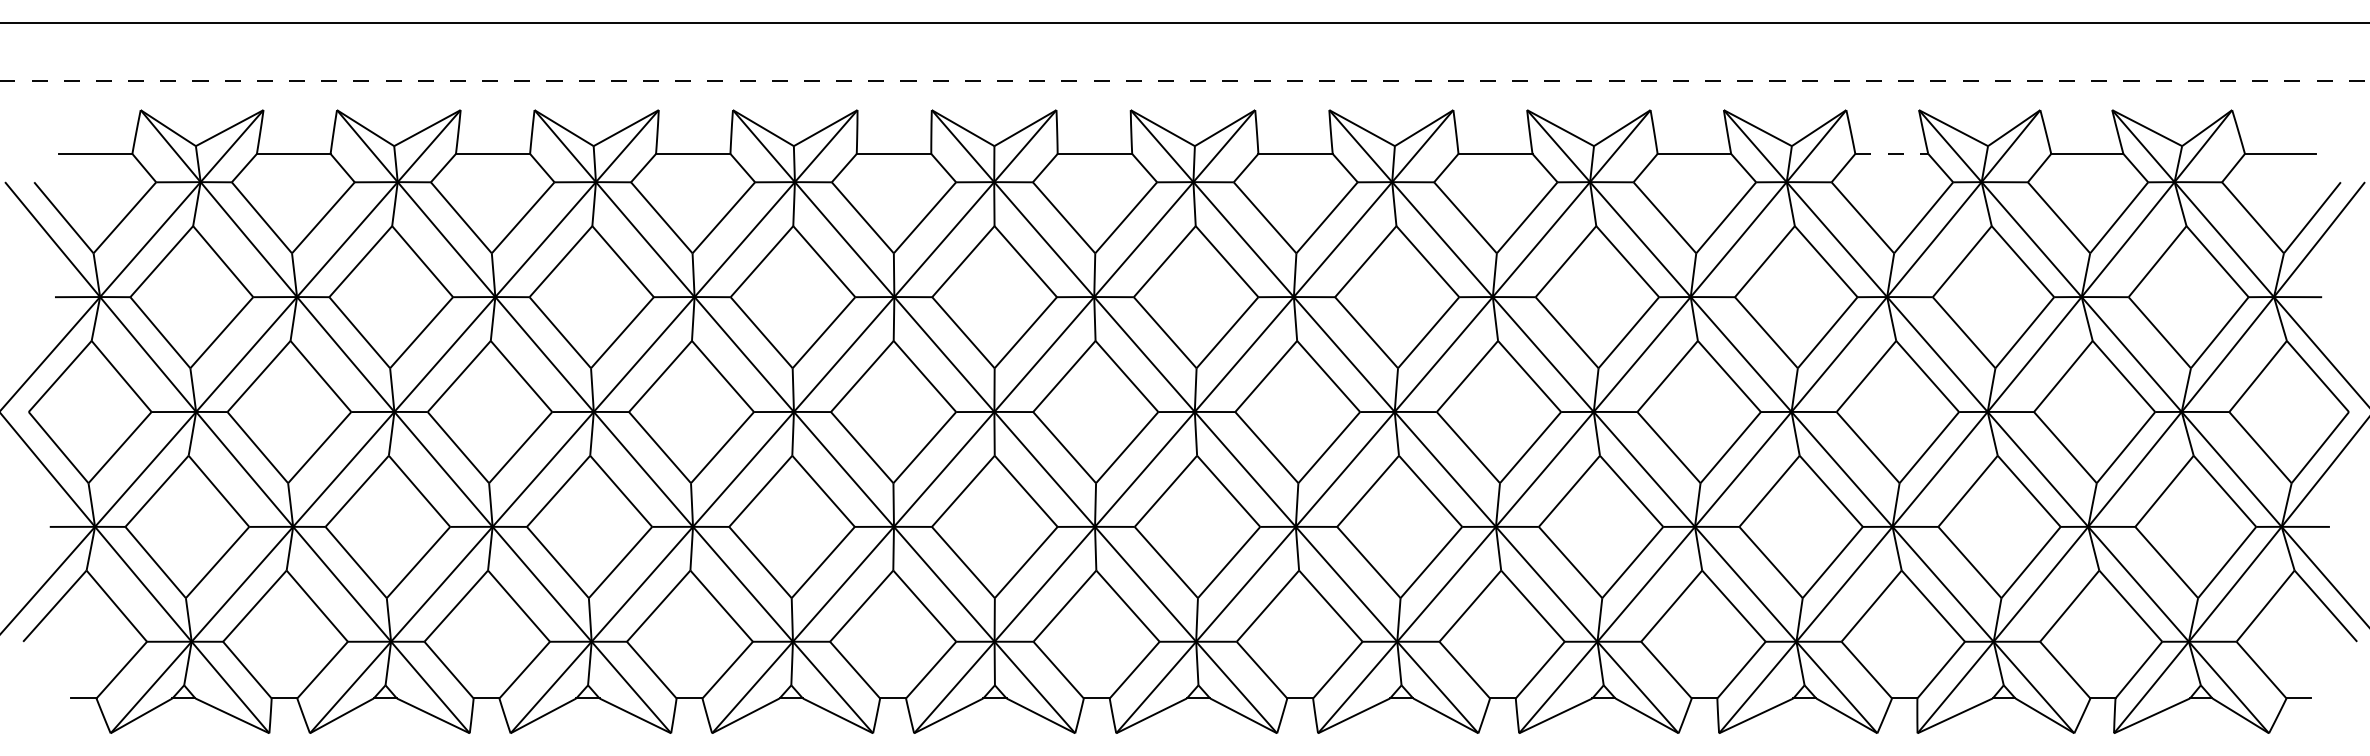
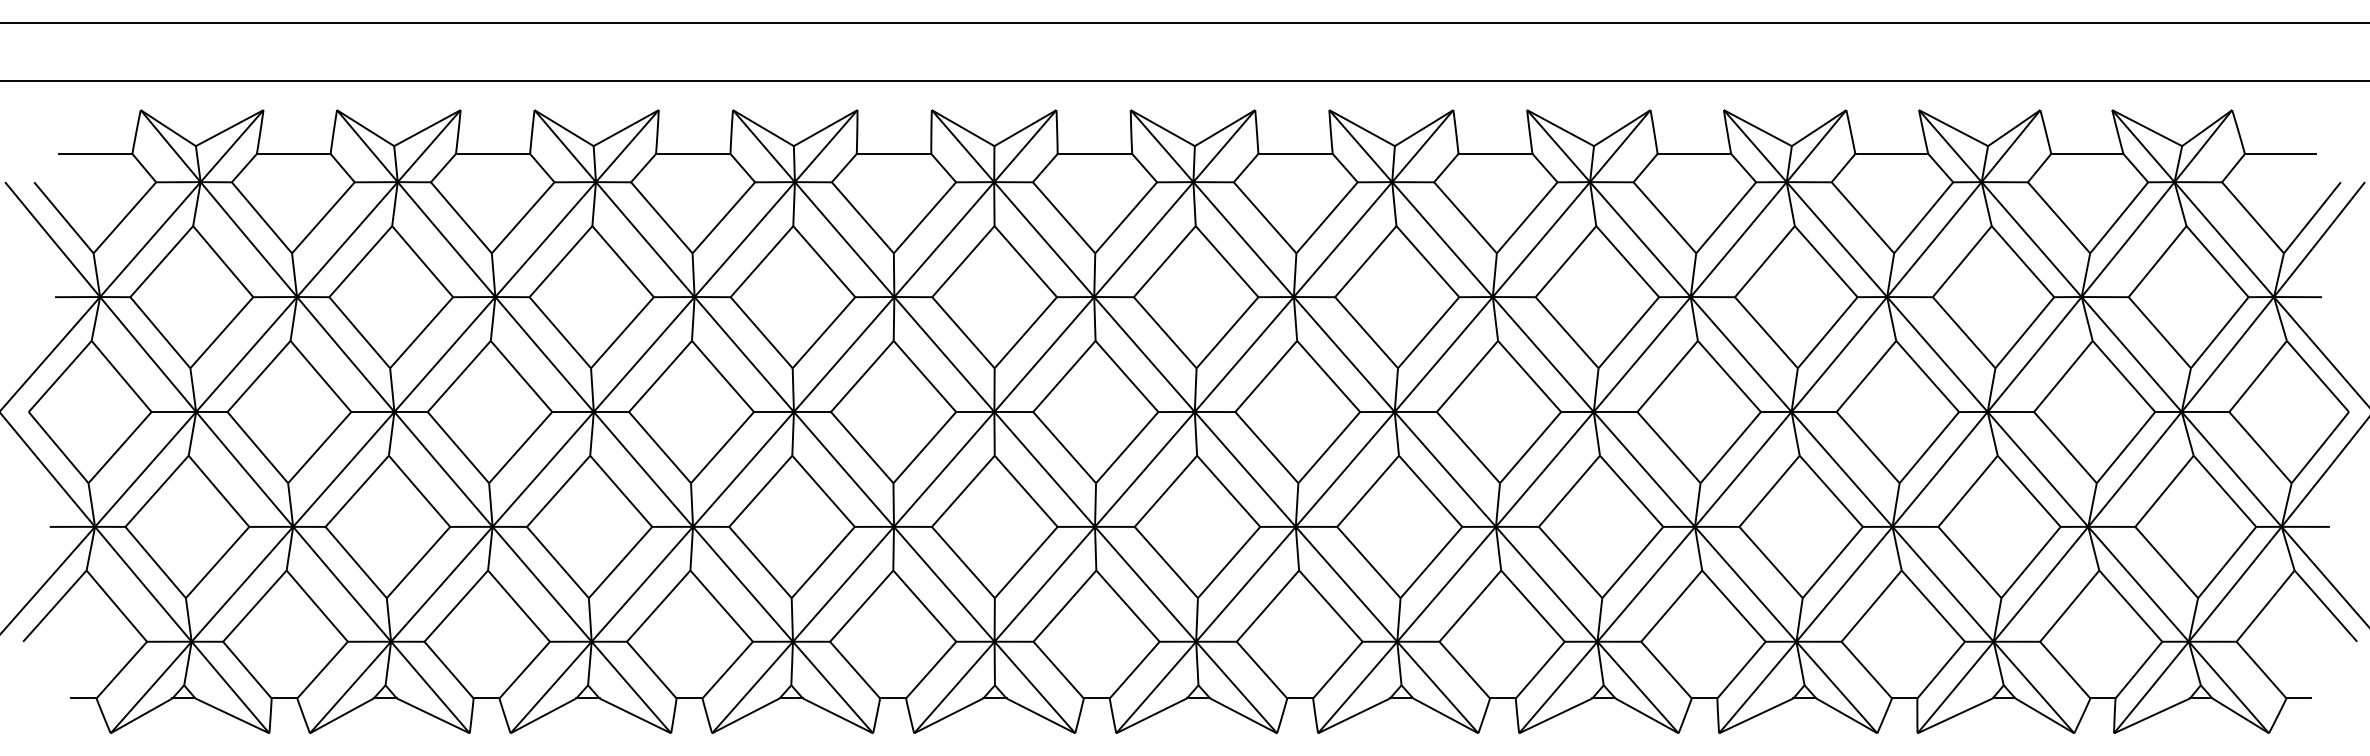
line: dashed -> solid (1184, 80)
line: dashed -> solid (1892, 153)
